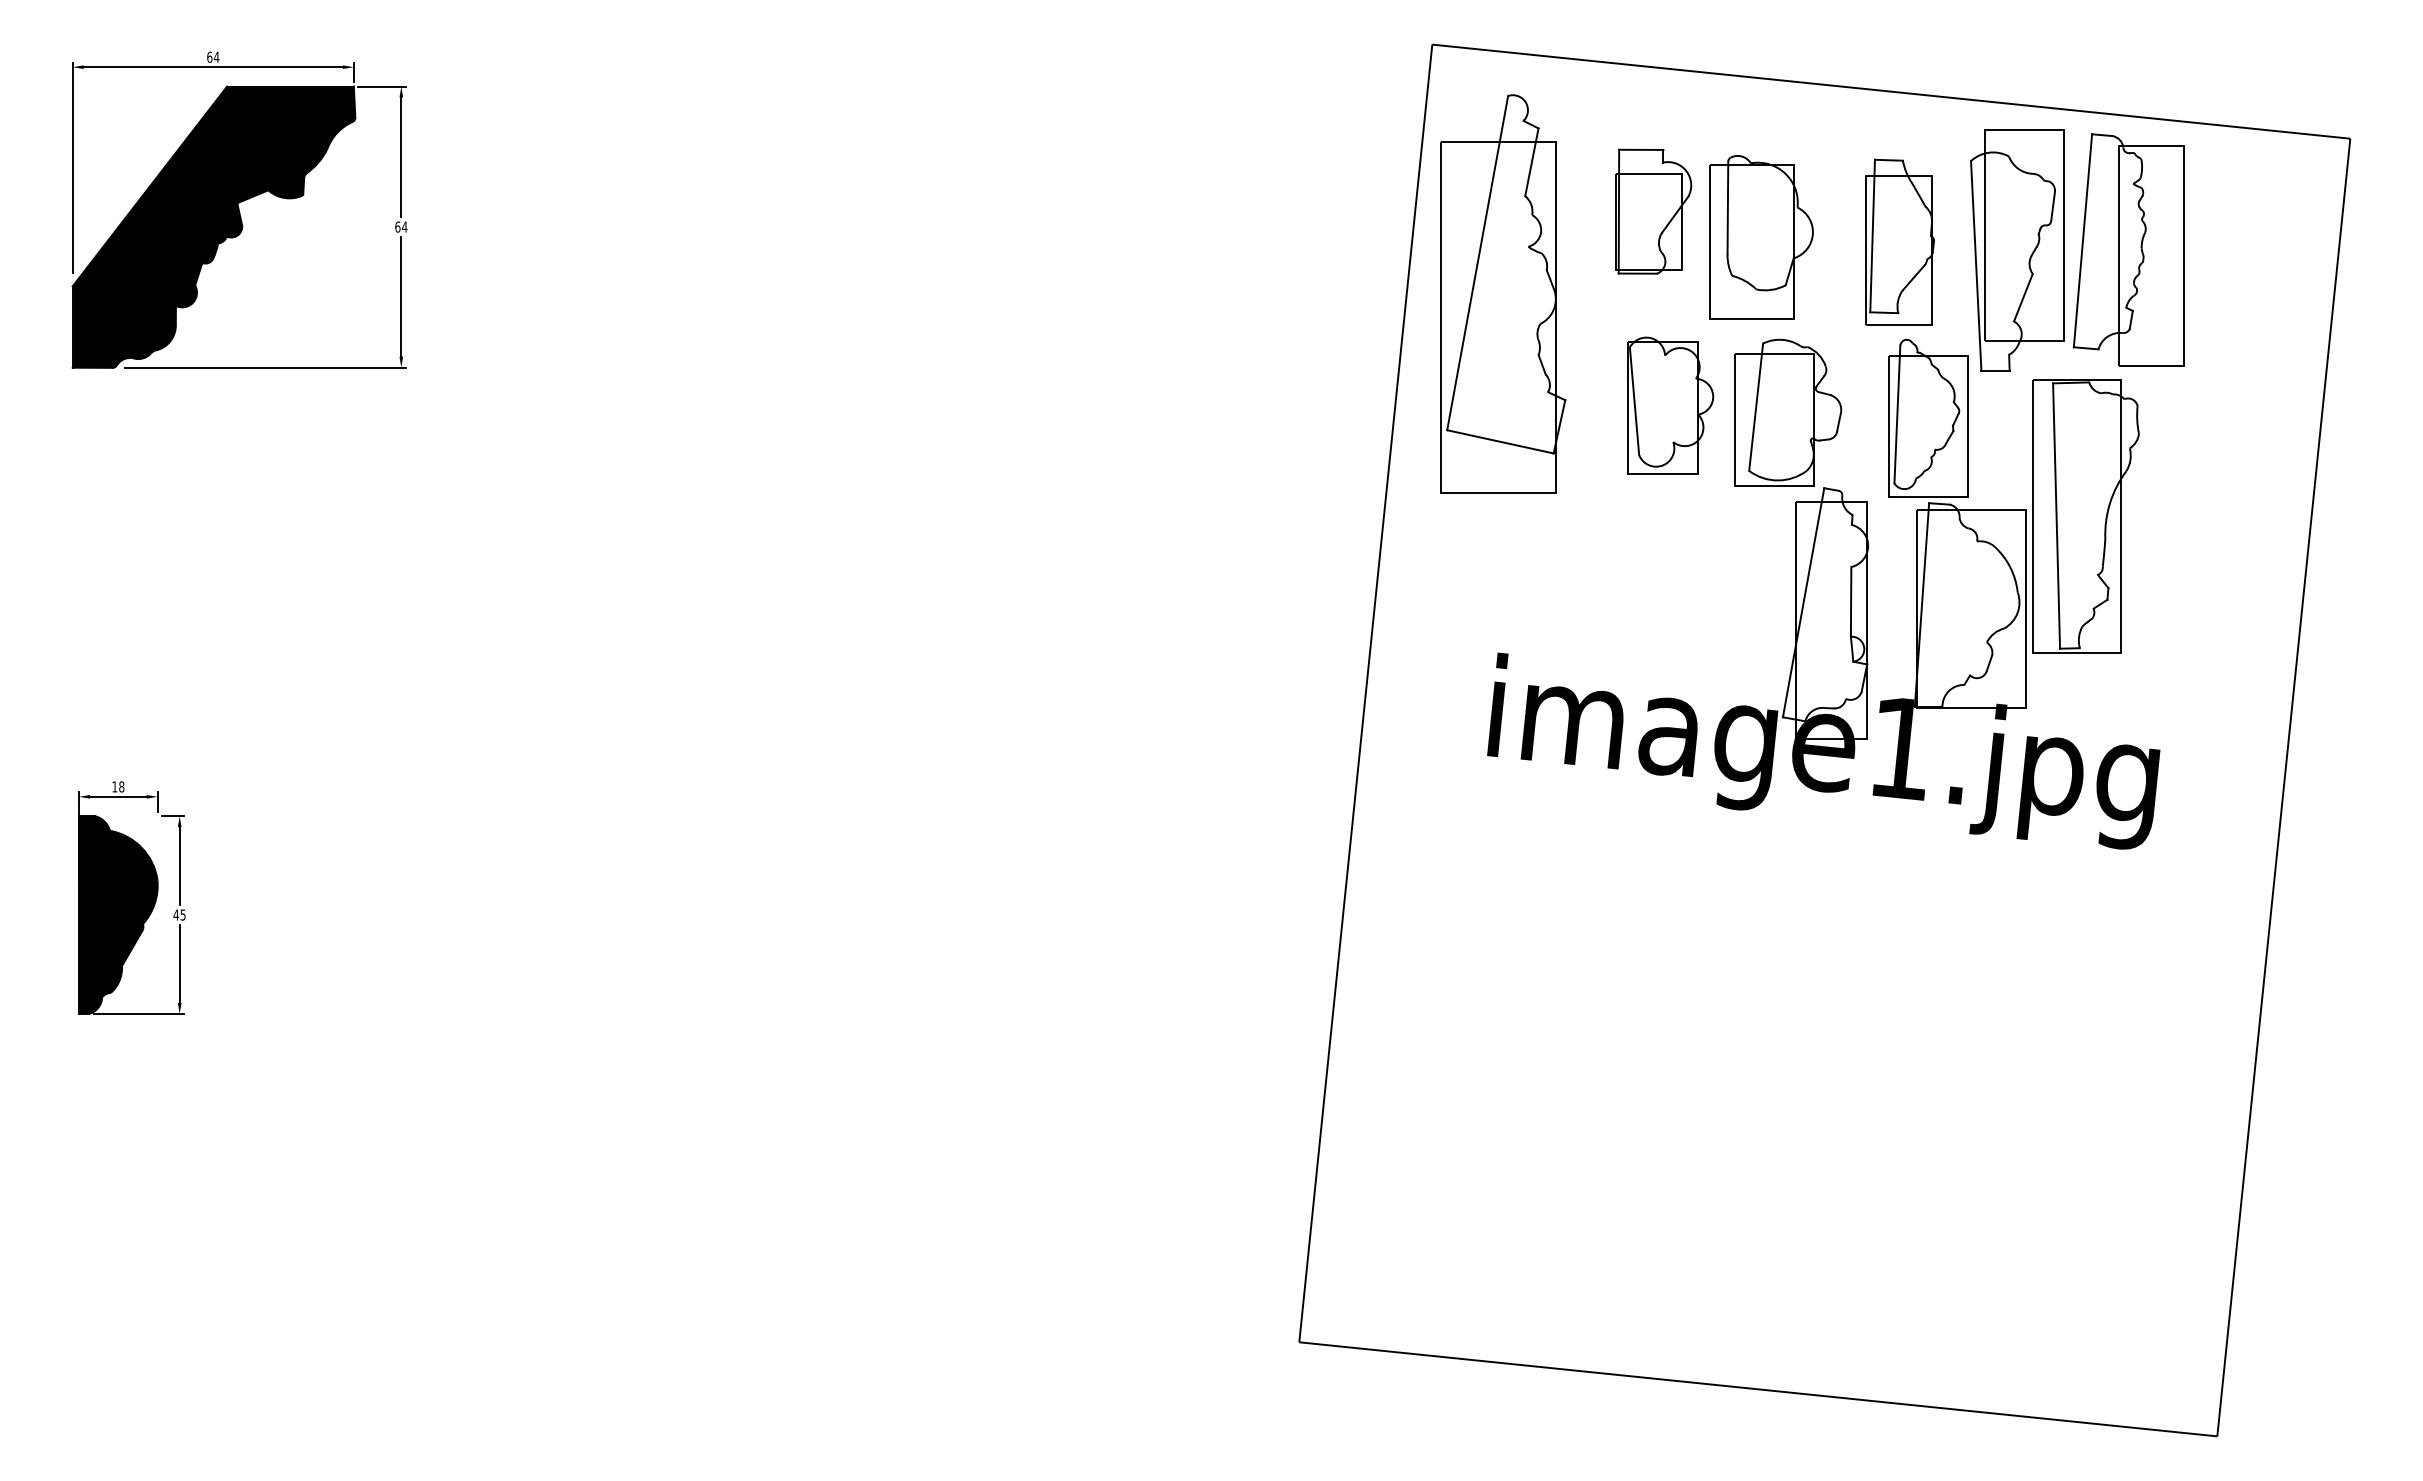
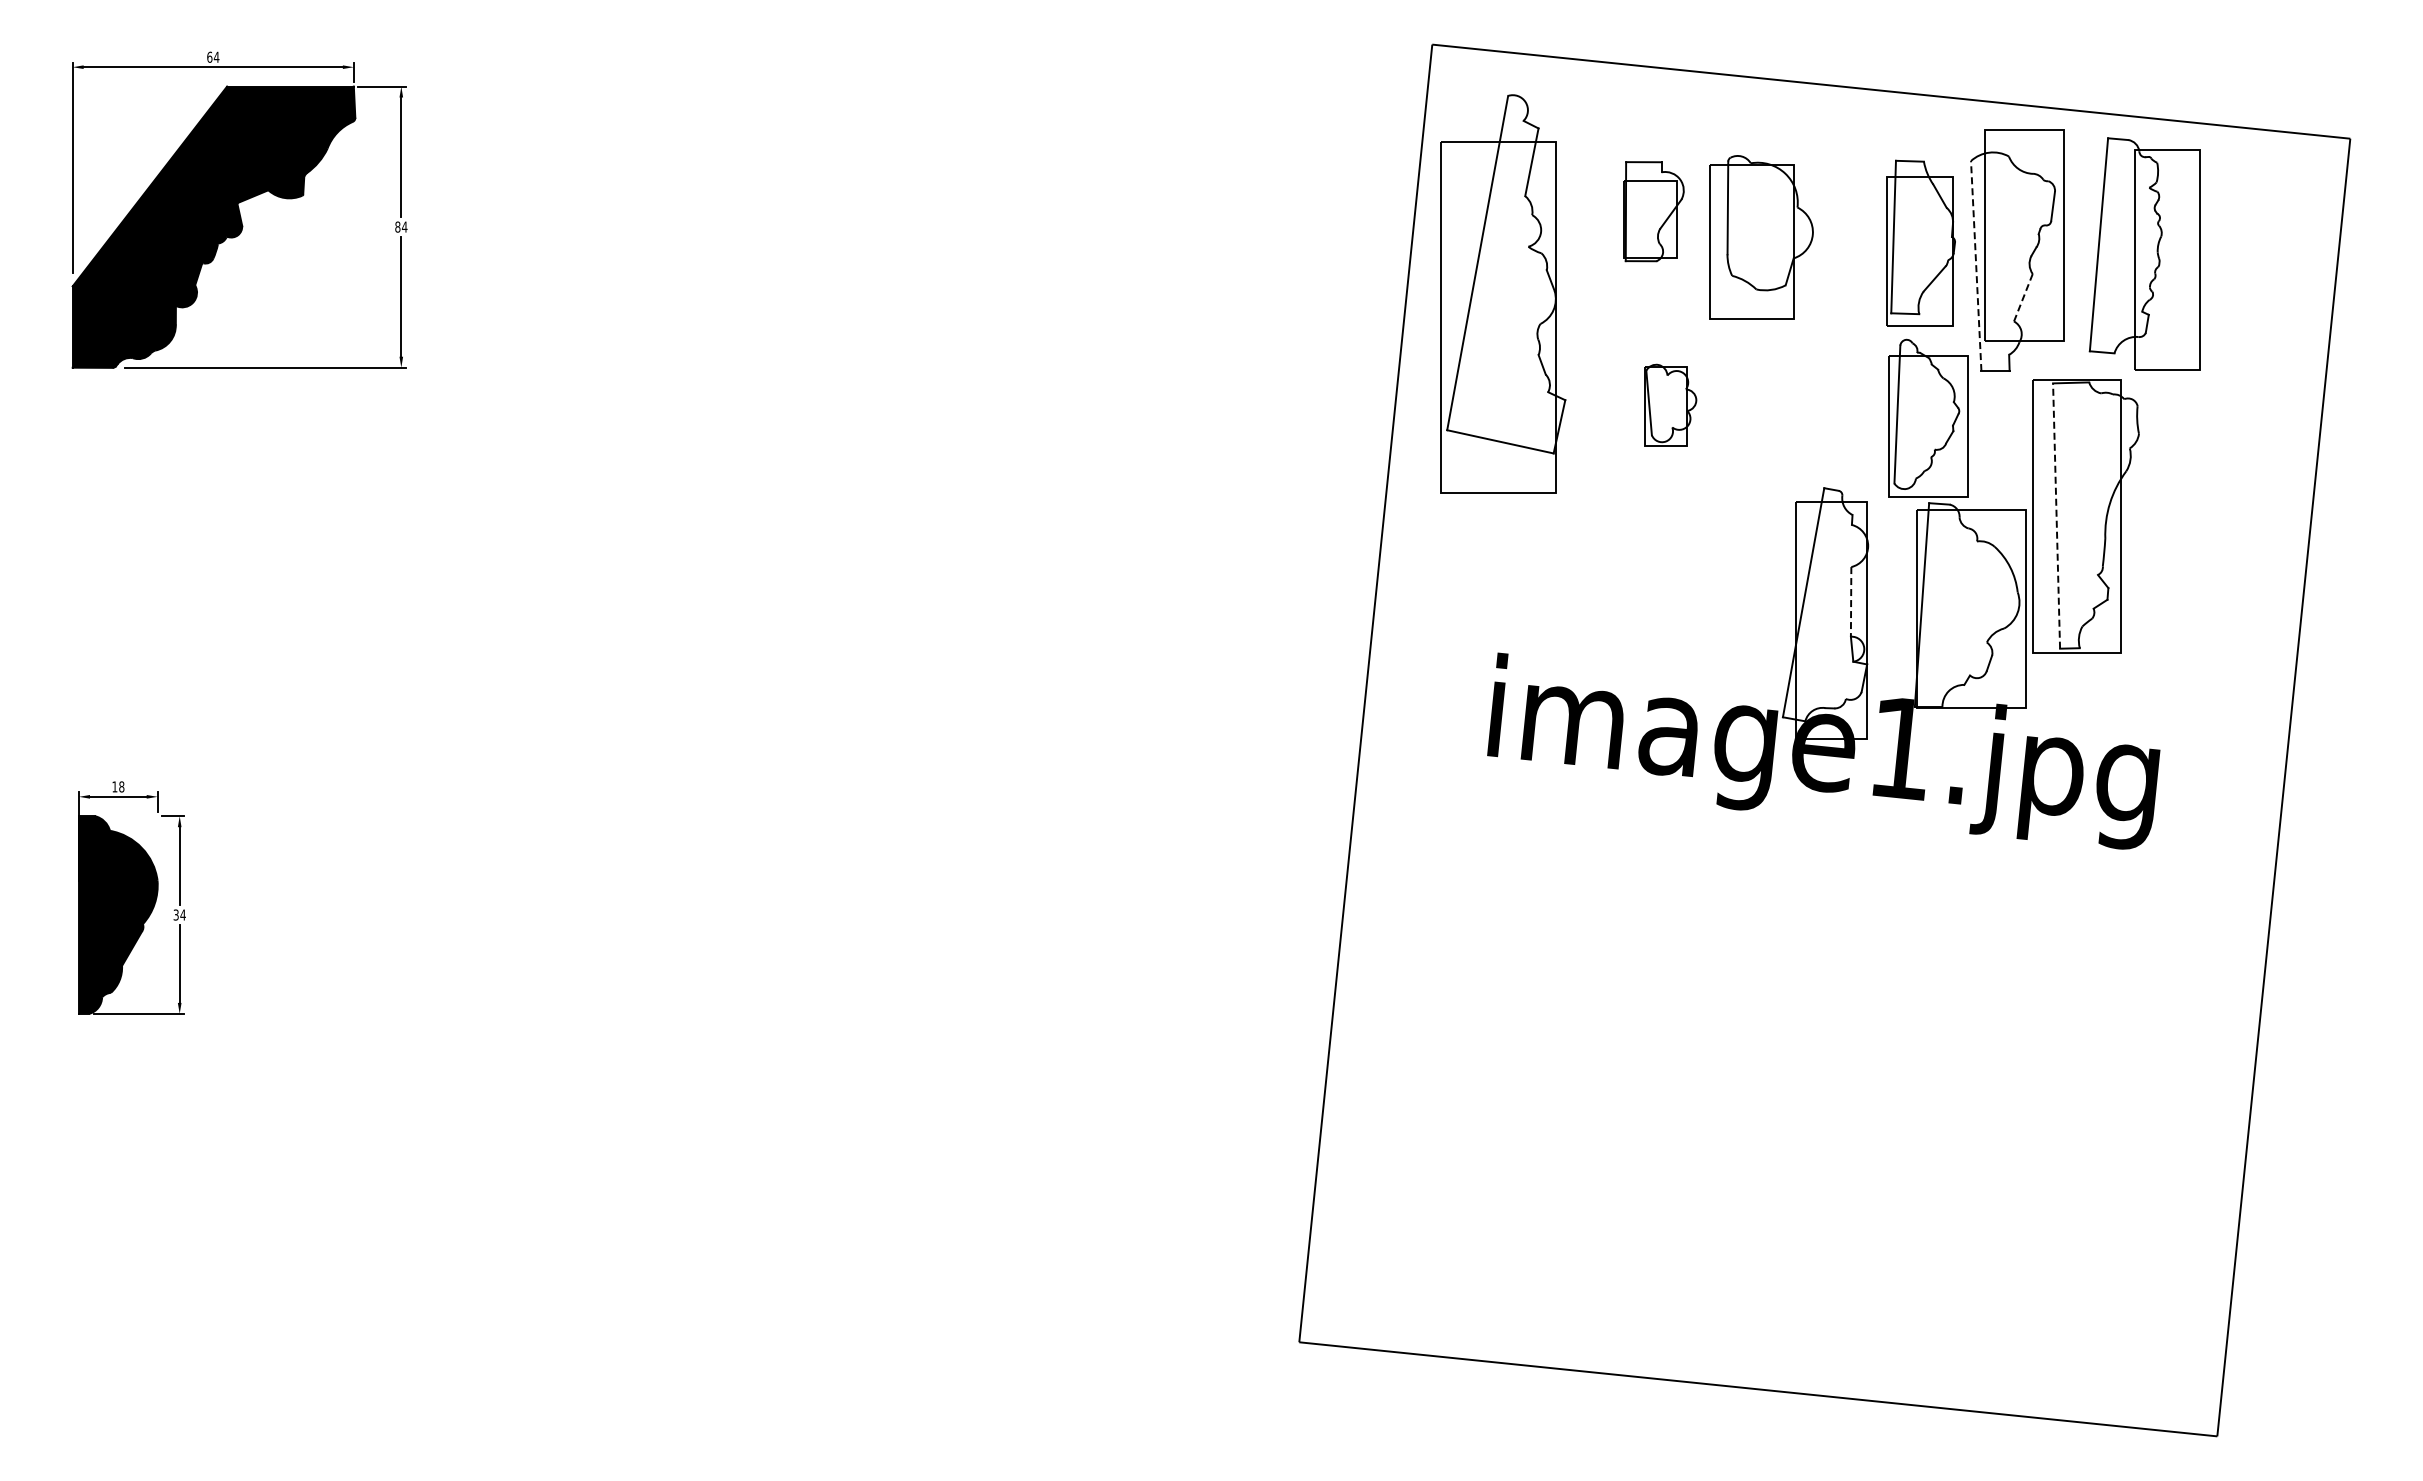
part size: 78x127 px -> 62x102 px (1653, 211)
text: 64 -> 84 (397, 226)
part position: (1899, 241) -> (1920, 242) (1920, 242)
part position: (2128, 249) -> (2144, 253) (2144, 253)
line: solid -> dashed (1976, 265)
line: solid -> dashed (2023, 297)
part size: 88x139 px -> 54x84 px (1670, 404)
part: present -> none (1788, 412)
line: solid -> dashed (2056, 516)
line: solid -> dashed (1851, 601)
text: 45 -> 34 (179, 914)
